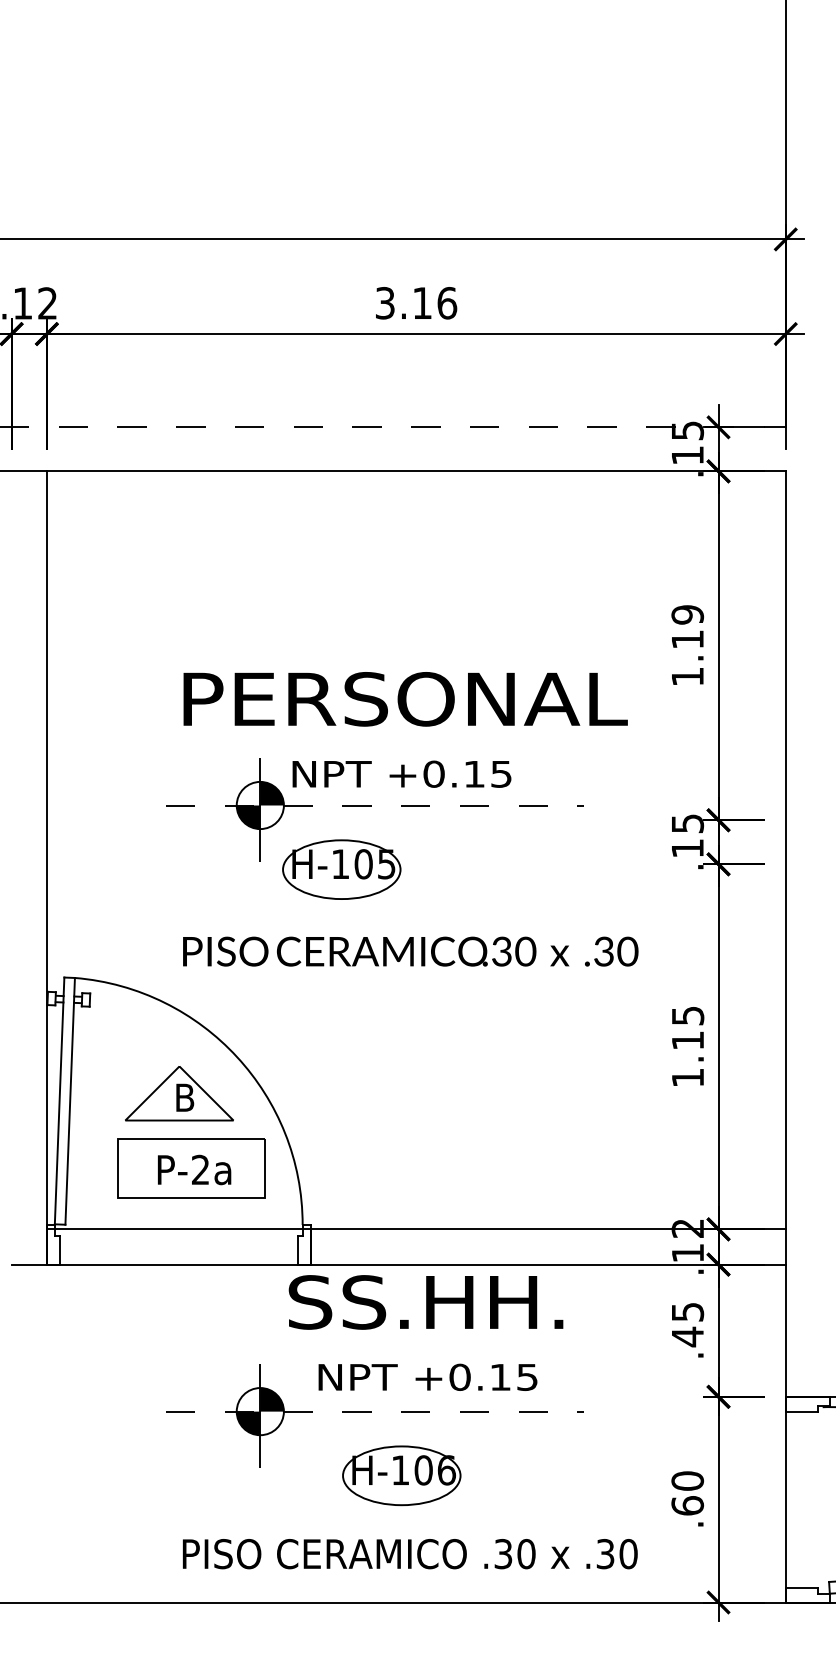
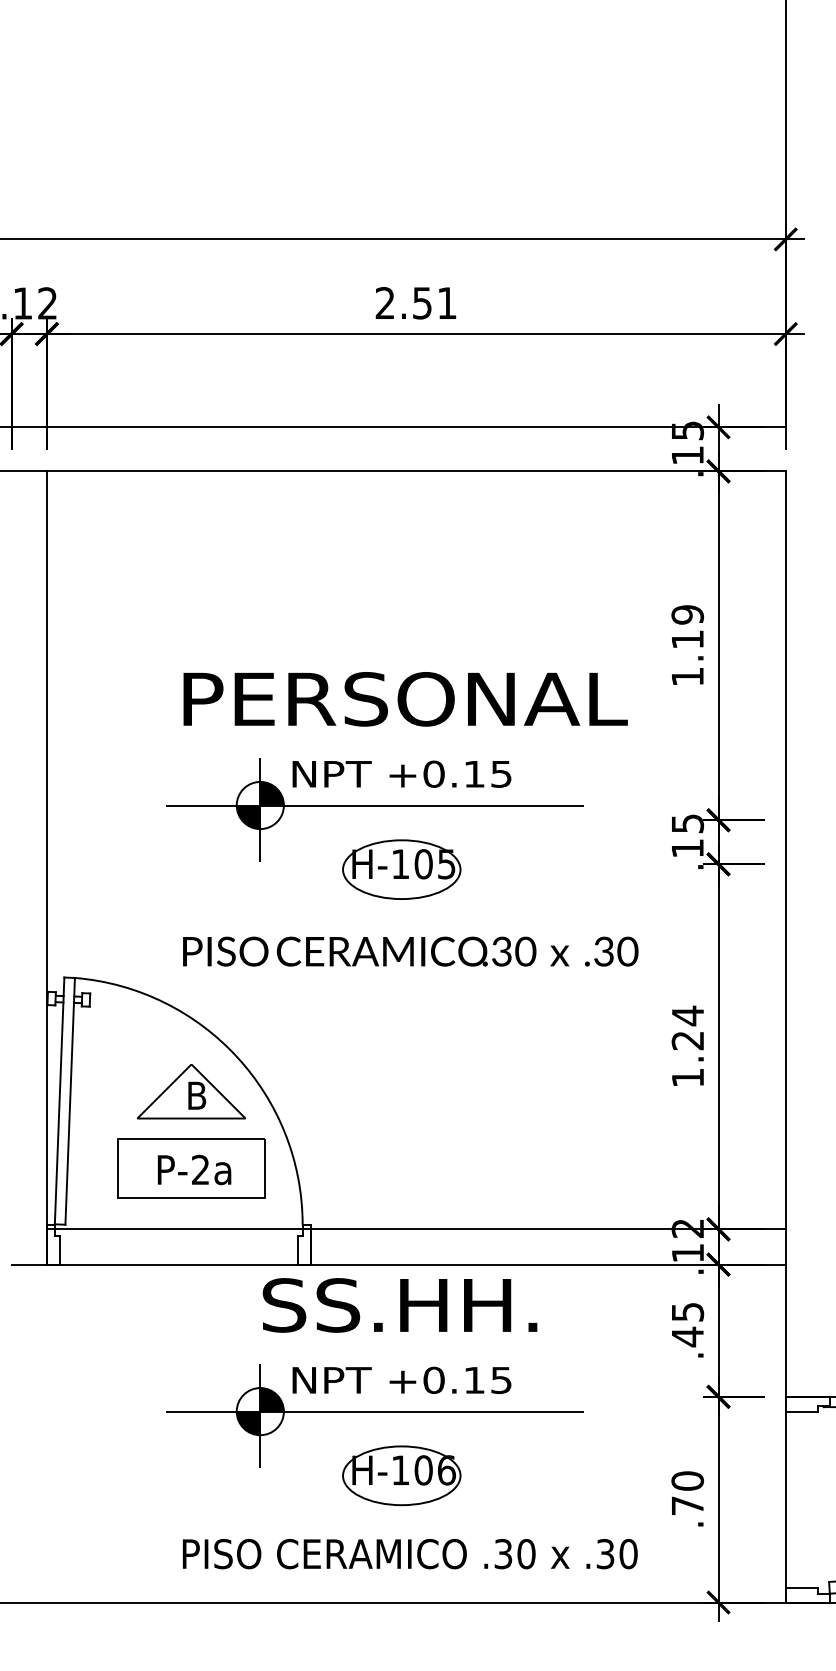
text: 3.16 -> 2.51 (416, 303)
line: dashed -> solid (393, 427)
line: dashed -> solid (375, 805)
part position: (341, 869) -> (401, 869) (401, 869)
text: 1.15 -> 1.24 (687, 1027)
part position: (179, 1093) -> (191, 1091) (191, 1091)
text position: (425, 1332) -> (399, 1335) (399, 1335)
line: dashed -> solid (375, 1411)
text: .60 -> .70 (687, 1505)
